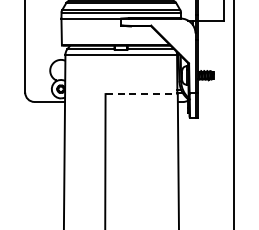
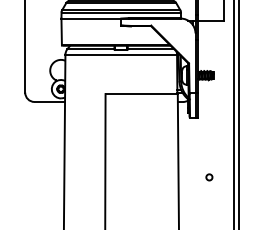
line: dashed -> solid (142, 94)
line: none -> present (238, 114)
circle: none -> present (209, 177)
